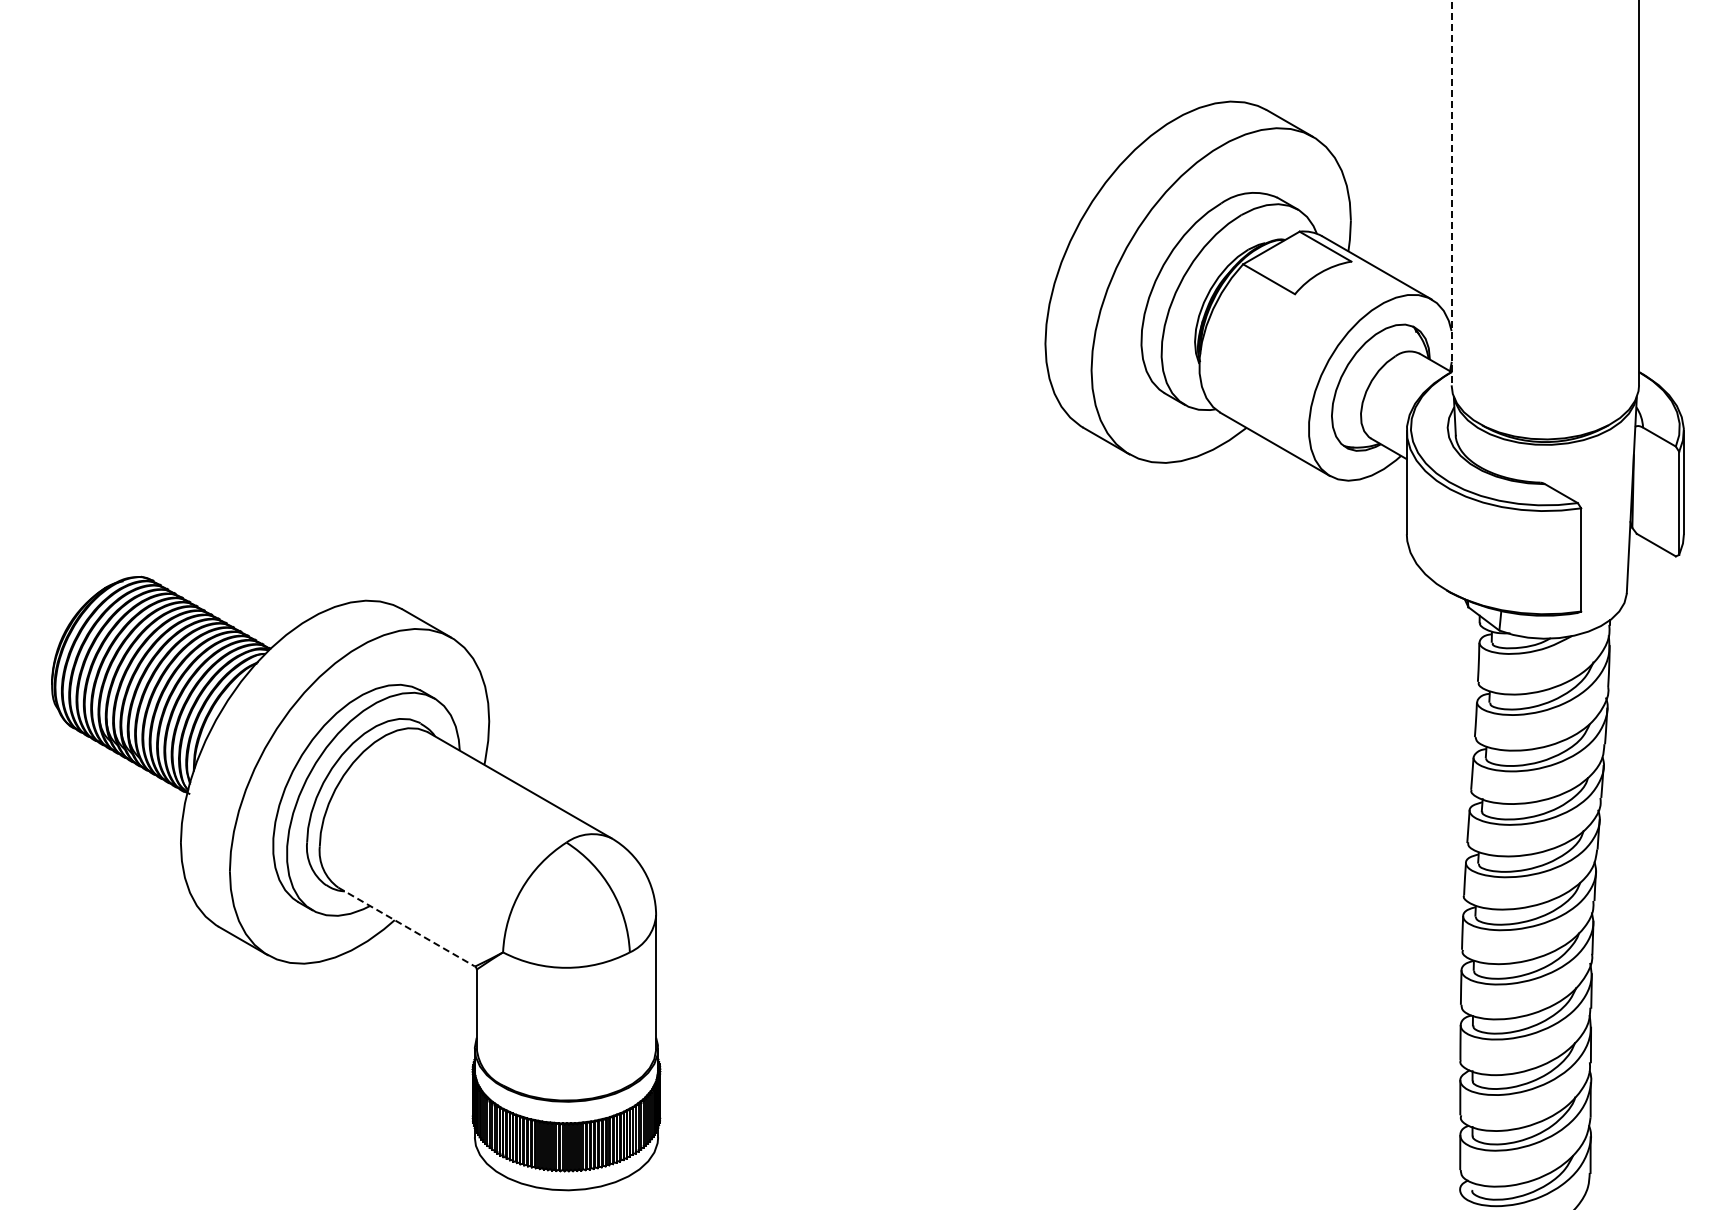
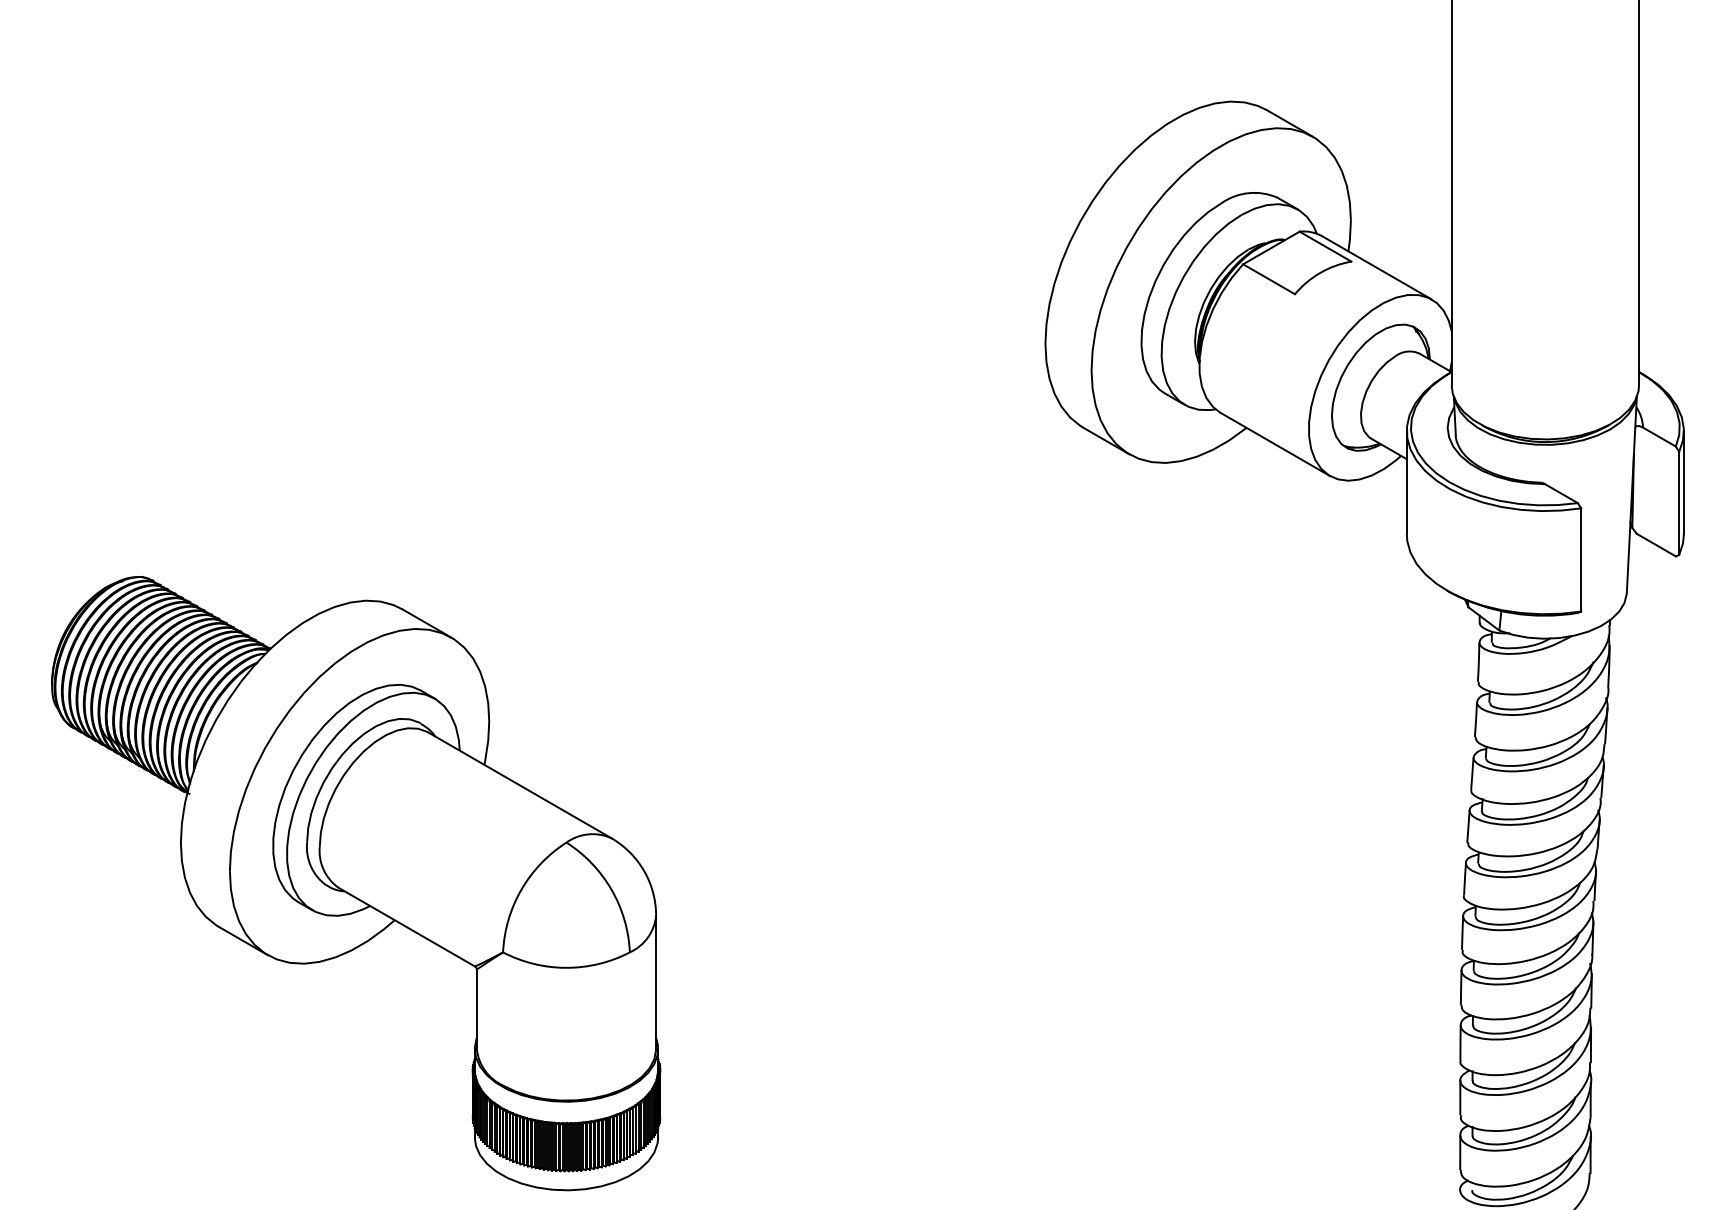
line: dashed -> solid (1451, 193)
line: dashed -> solid (406, 927)
